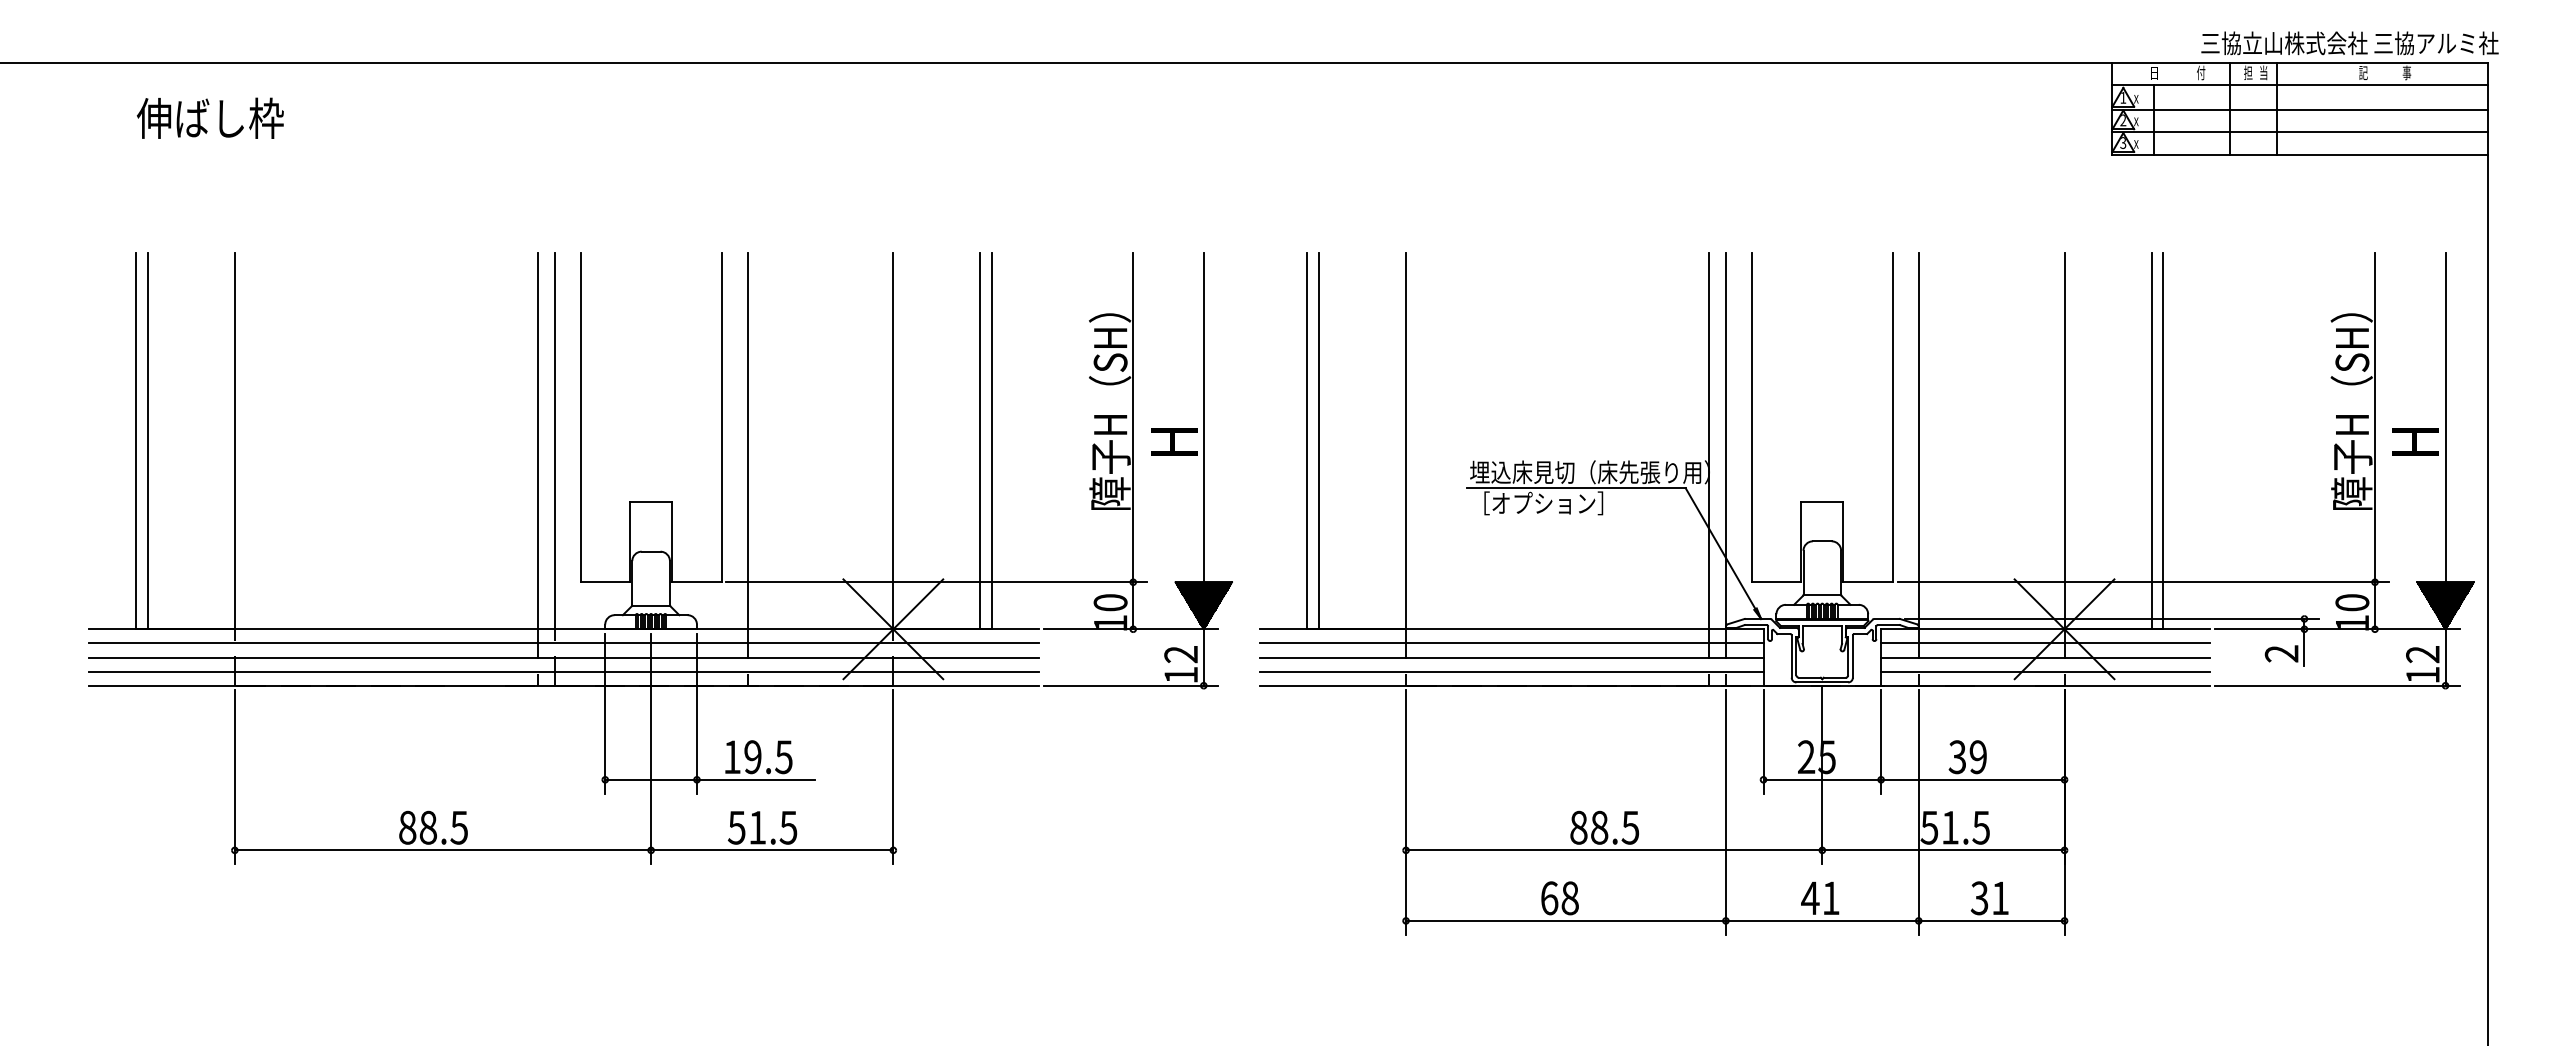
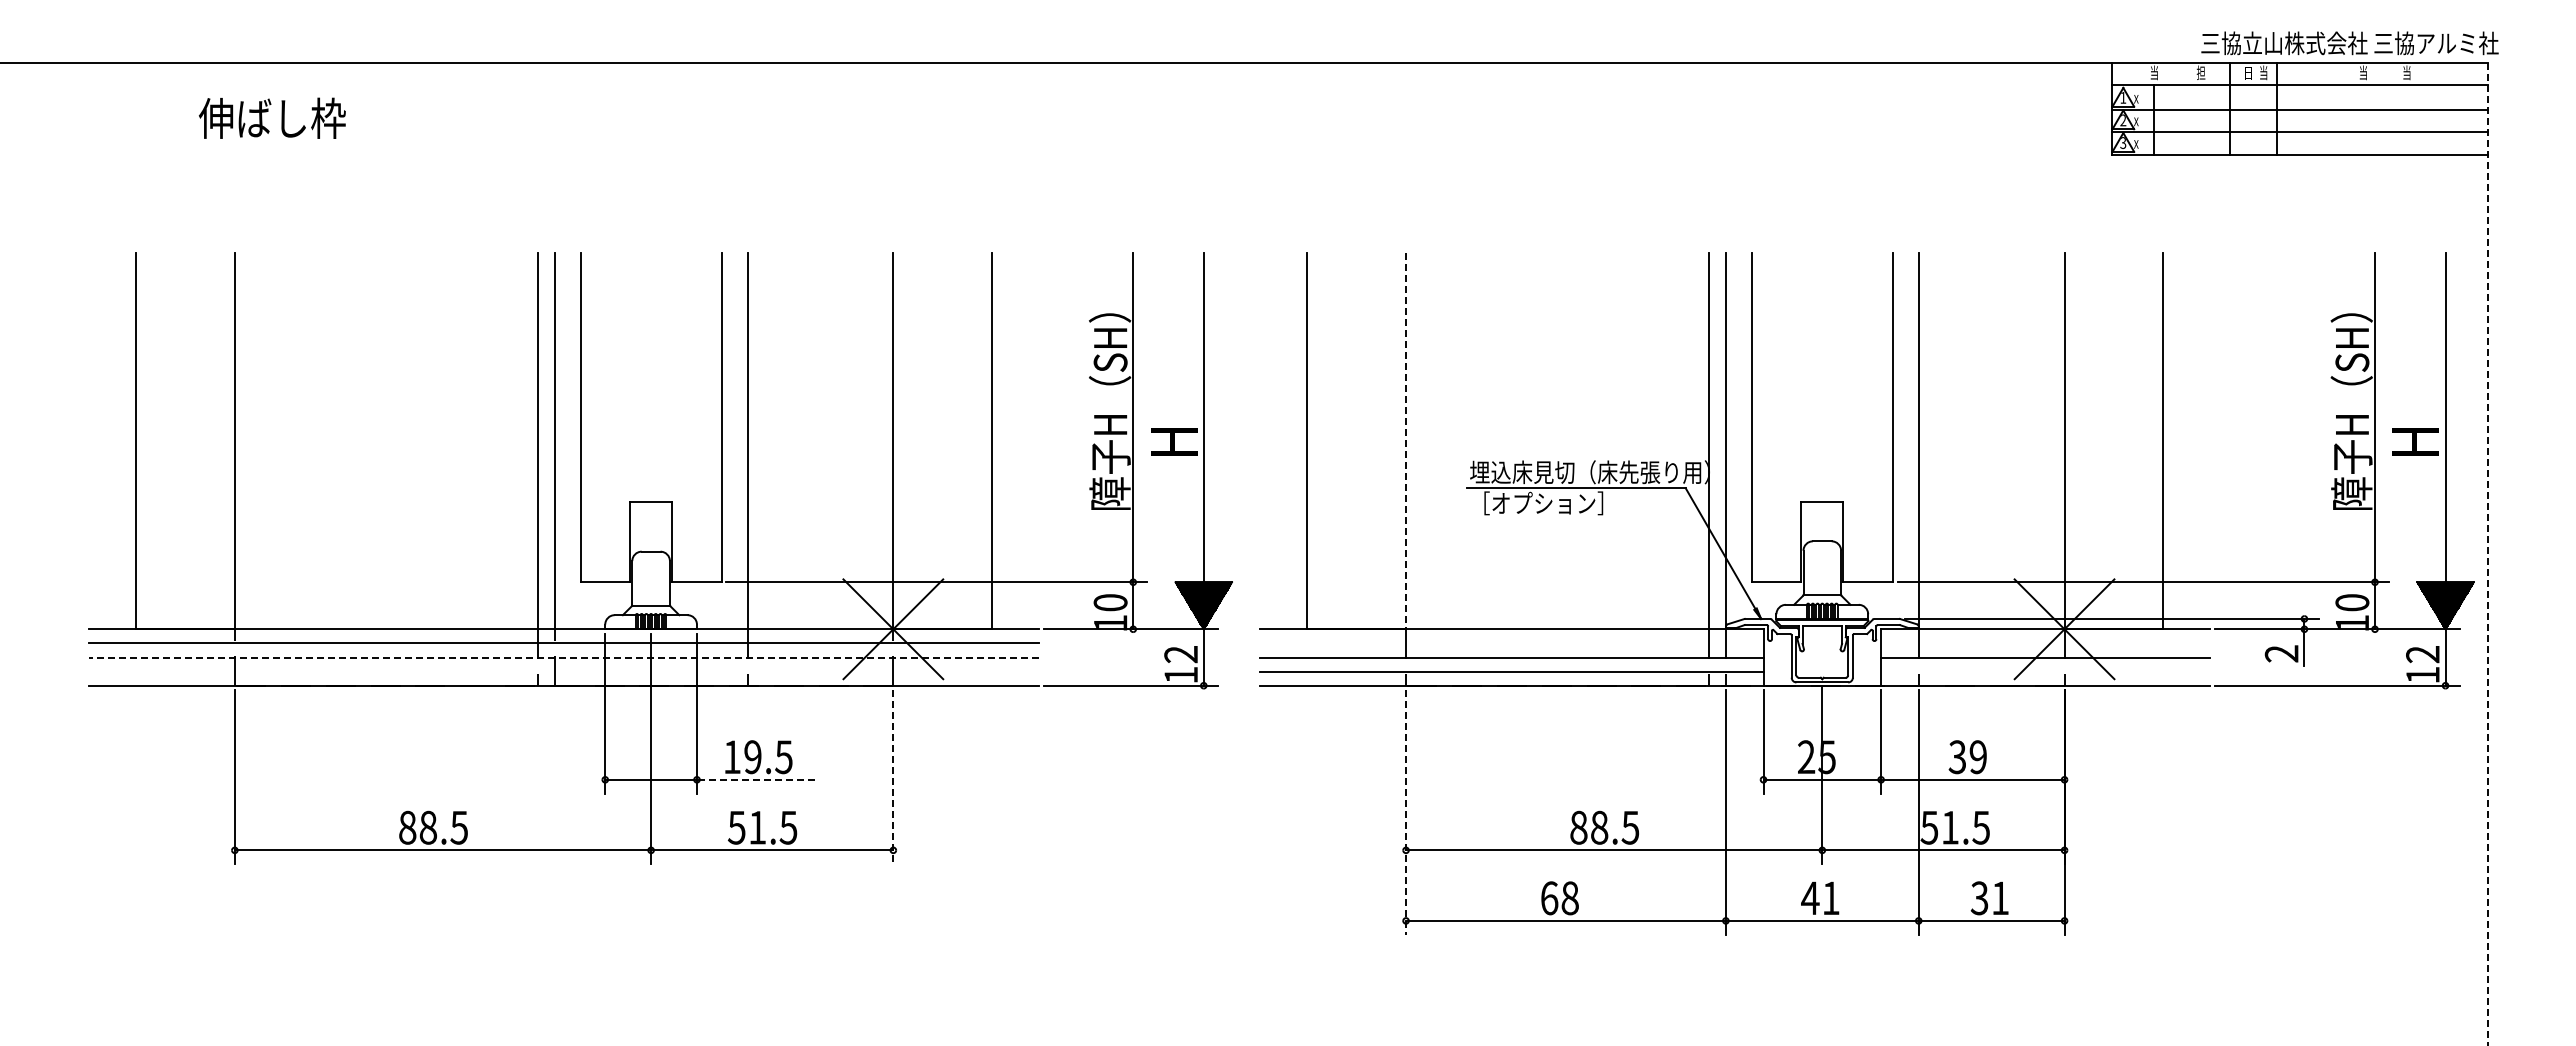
text: 日 -> 当 (2153, 72)
text: 付 -> 担 (2200, 72)
text: 担 -> 日 (2248, 72)
text: 記 -> 当 (2363, 72)
text: 事 -> 当 (2406, 73)
text position: (209, 117) -> (271, 117) (271, 117)
line: present -> none (147, 441)
line: present -> none (980, 441)
line: present -> none (1319, 441)
line: solid -> dashed (1406, 441)
line: present -> none (2151, 441)
line: solid -> dashed (2487, 554)
line: present -> none (1511, 643)
line: present -> none (2045, 643)
line: solid -> dashed (563, 657)
line: present -> none (564, 671)
line: present -> none (2045, 671)
line: solid -> dashed (893, 777)
line: solid -> dashed (755, 779)
line: solid -> dashed (1406, 813)
